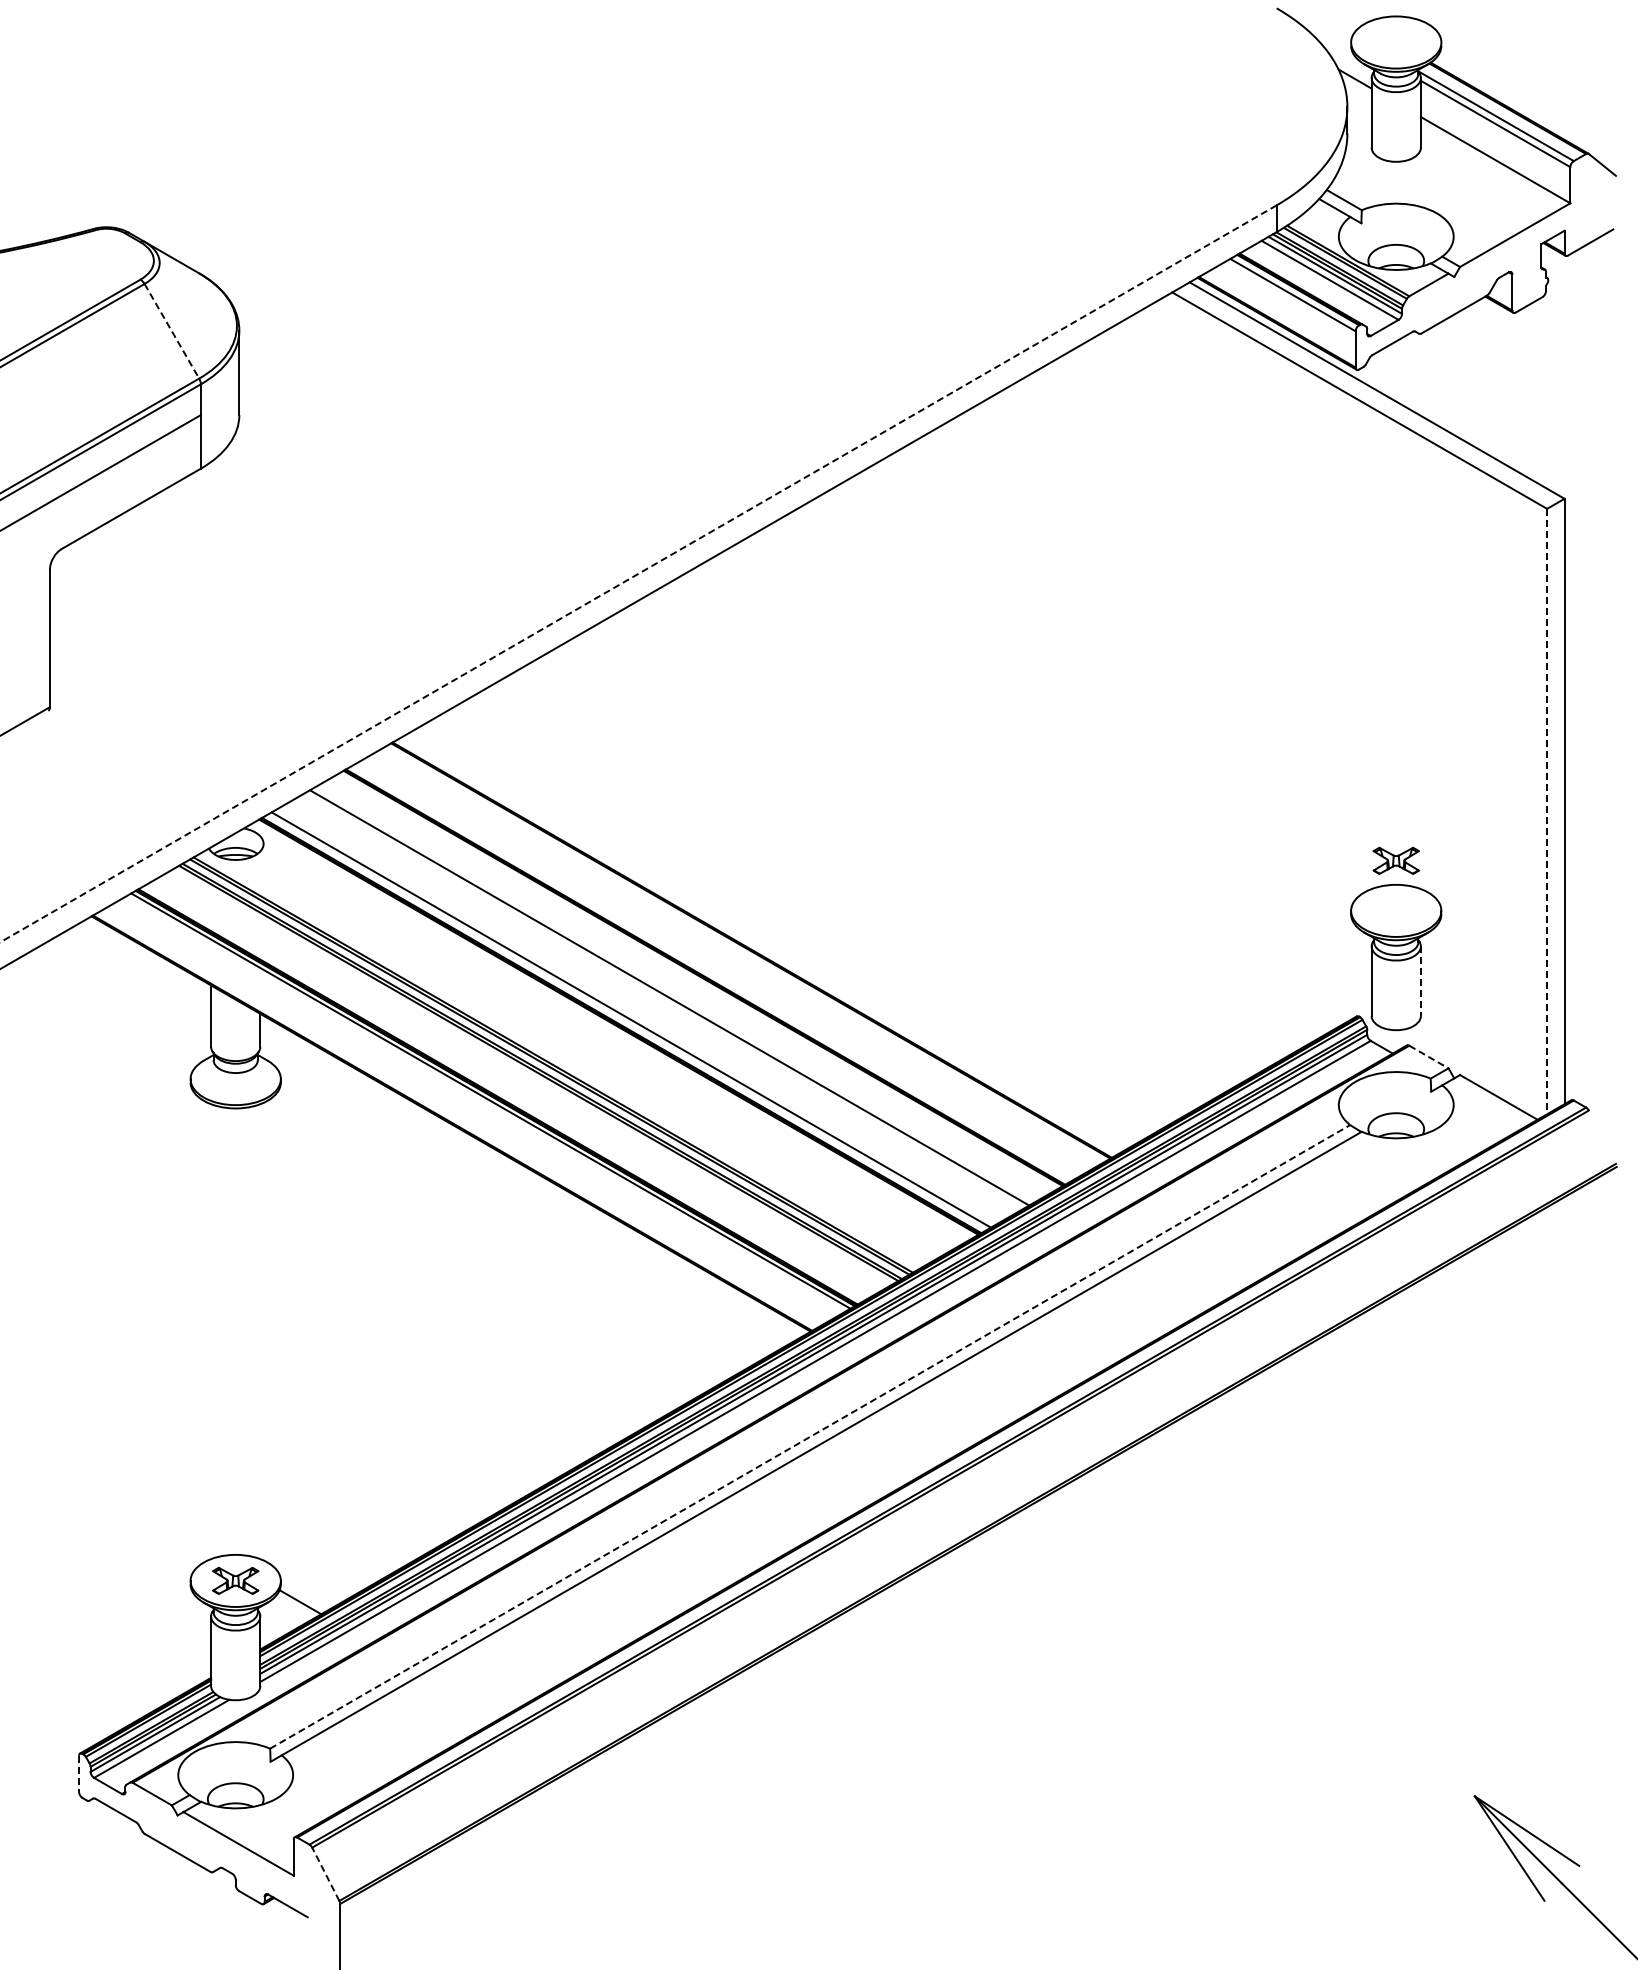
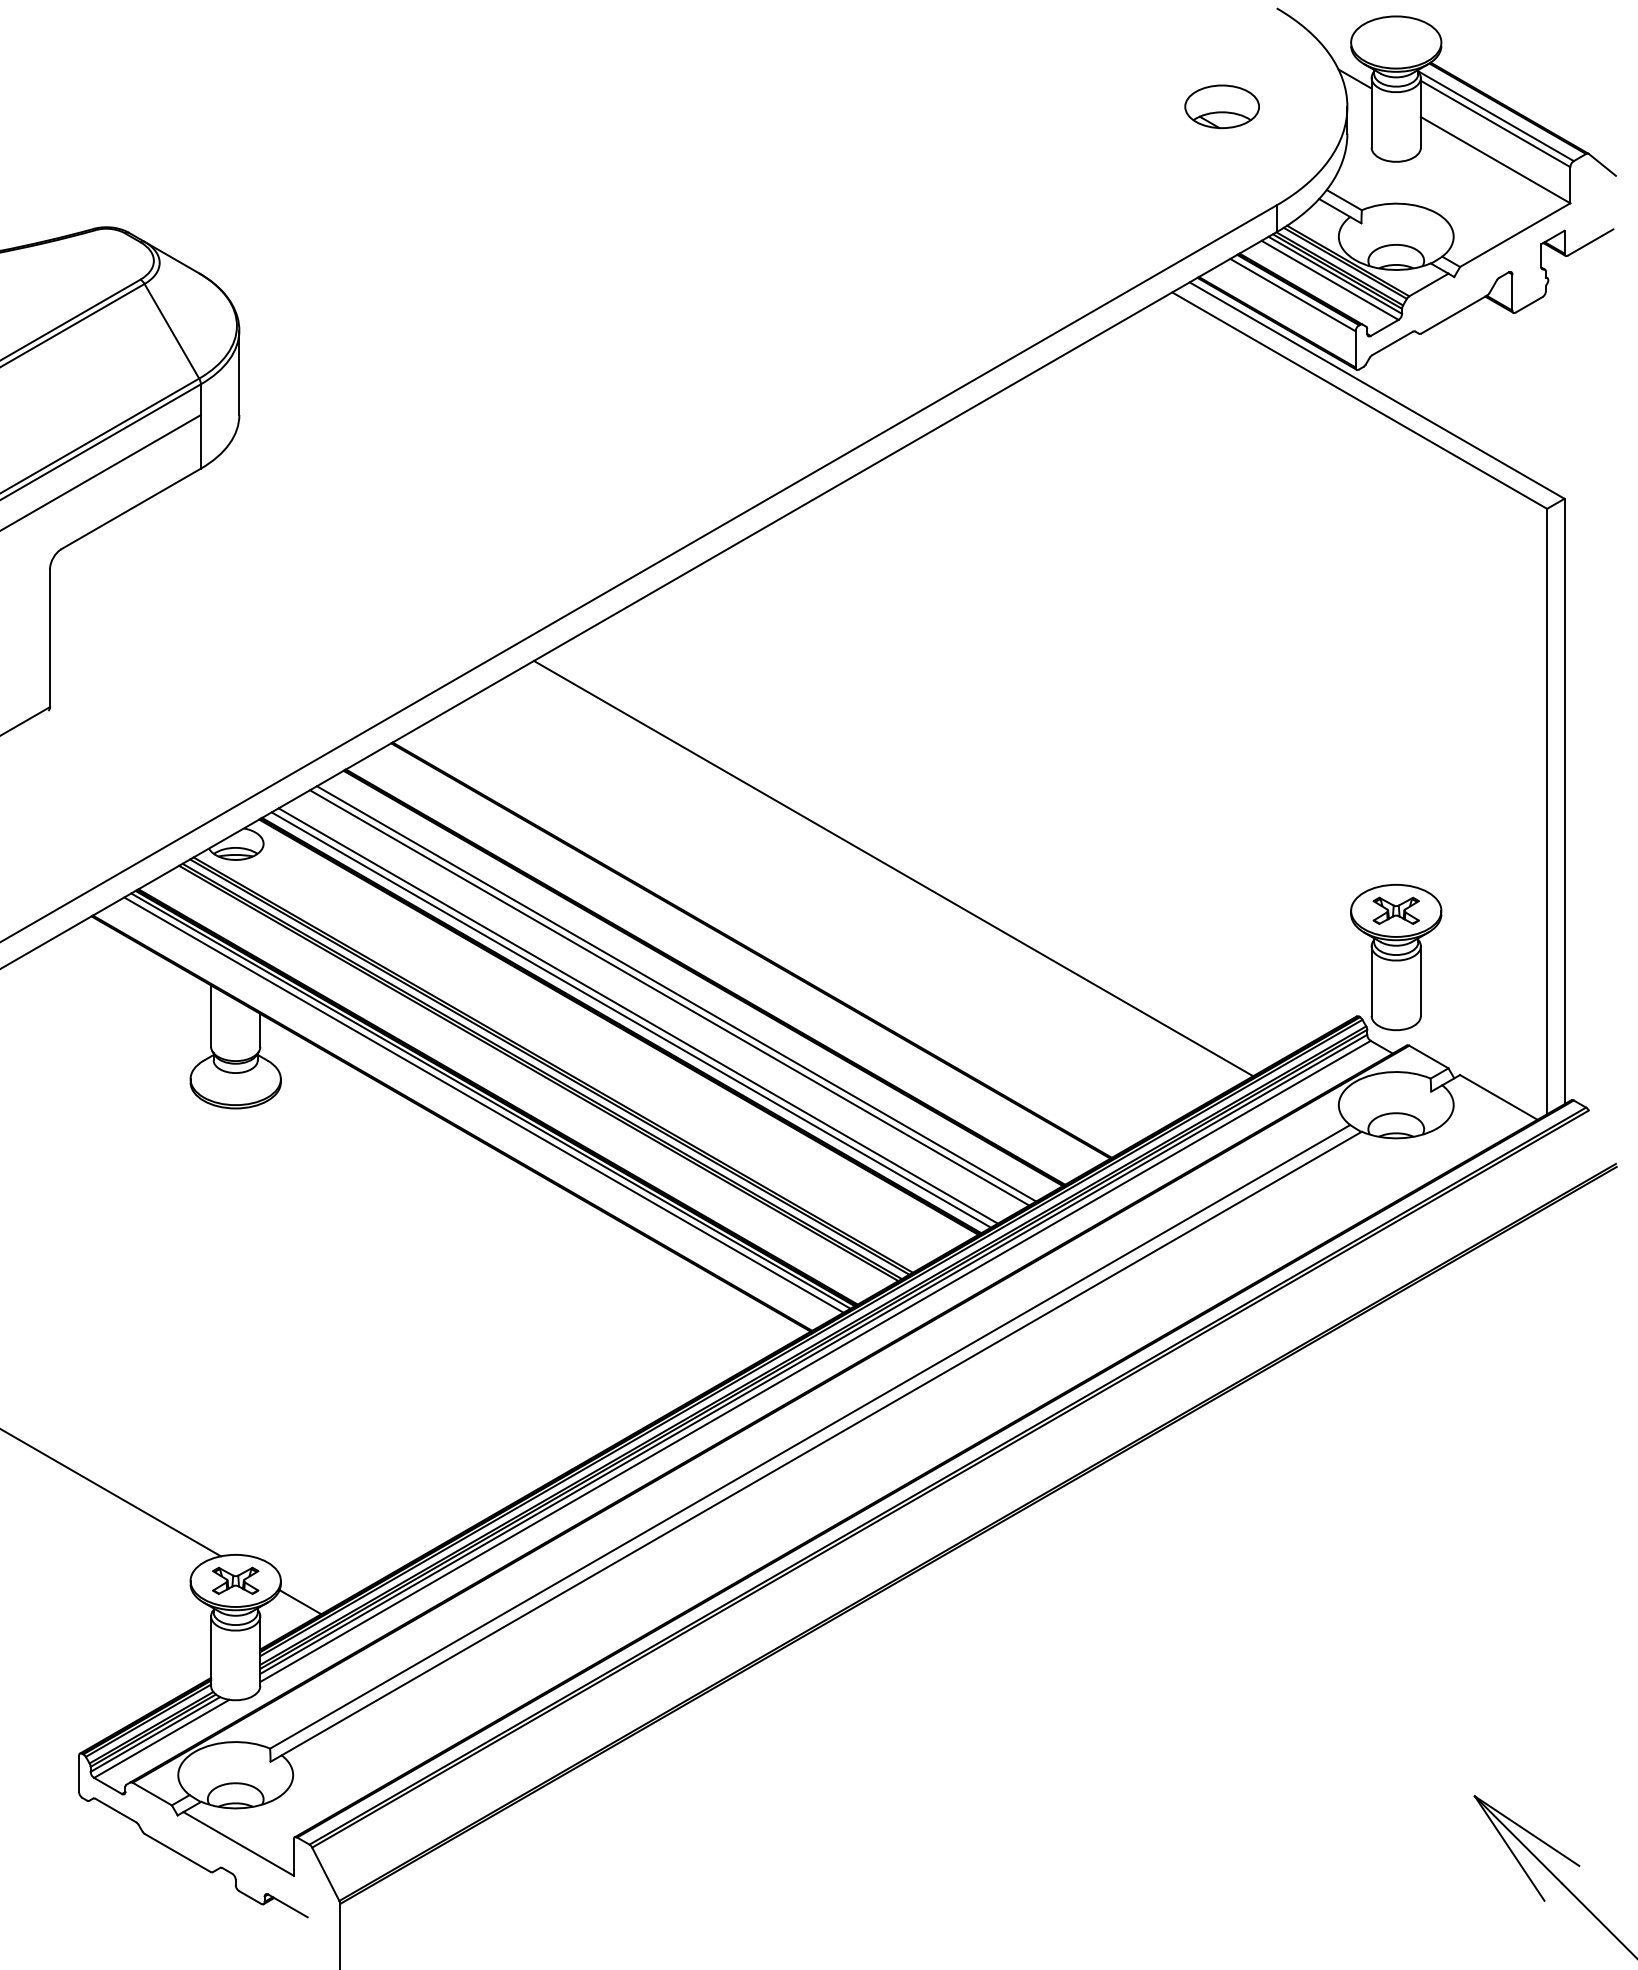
part: none -> present (1221, 106)
line: dashed -> solid (171, 331)
line: dashed -> solid (637, 574)
line: dashed -> solid (1547, 811)
part position: (1395, 860) -> (1395, 910) (1395, 910)
line: none -> present (893, 868)
line: dashed -> solid (1420, 981)
line: none -> present (676, 993)
line: none -> present (637, 1015)
line: dashed -> solid (1428, 1057)
line: none -> present (483, 1104)
line: dashed -> solid (810, 1436)
line: none -> present (111, 1492)
line: dashed -> solid (79, 1774)
line: dashed -> solid (325, 1874)
